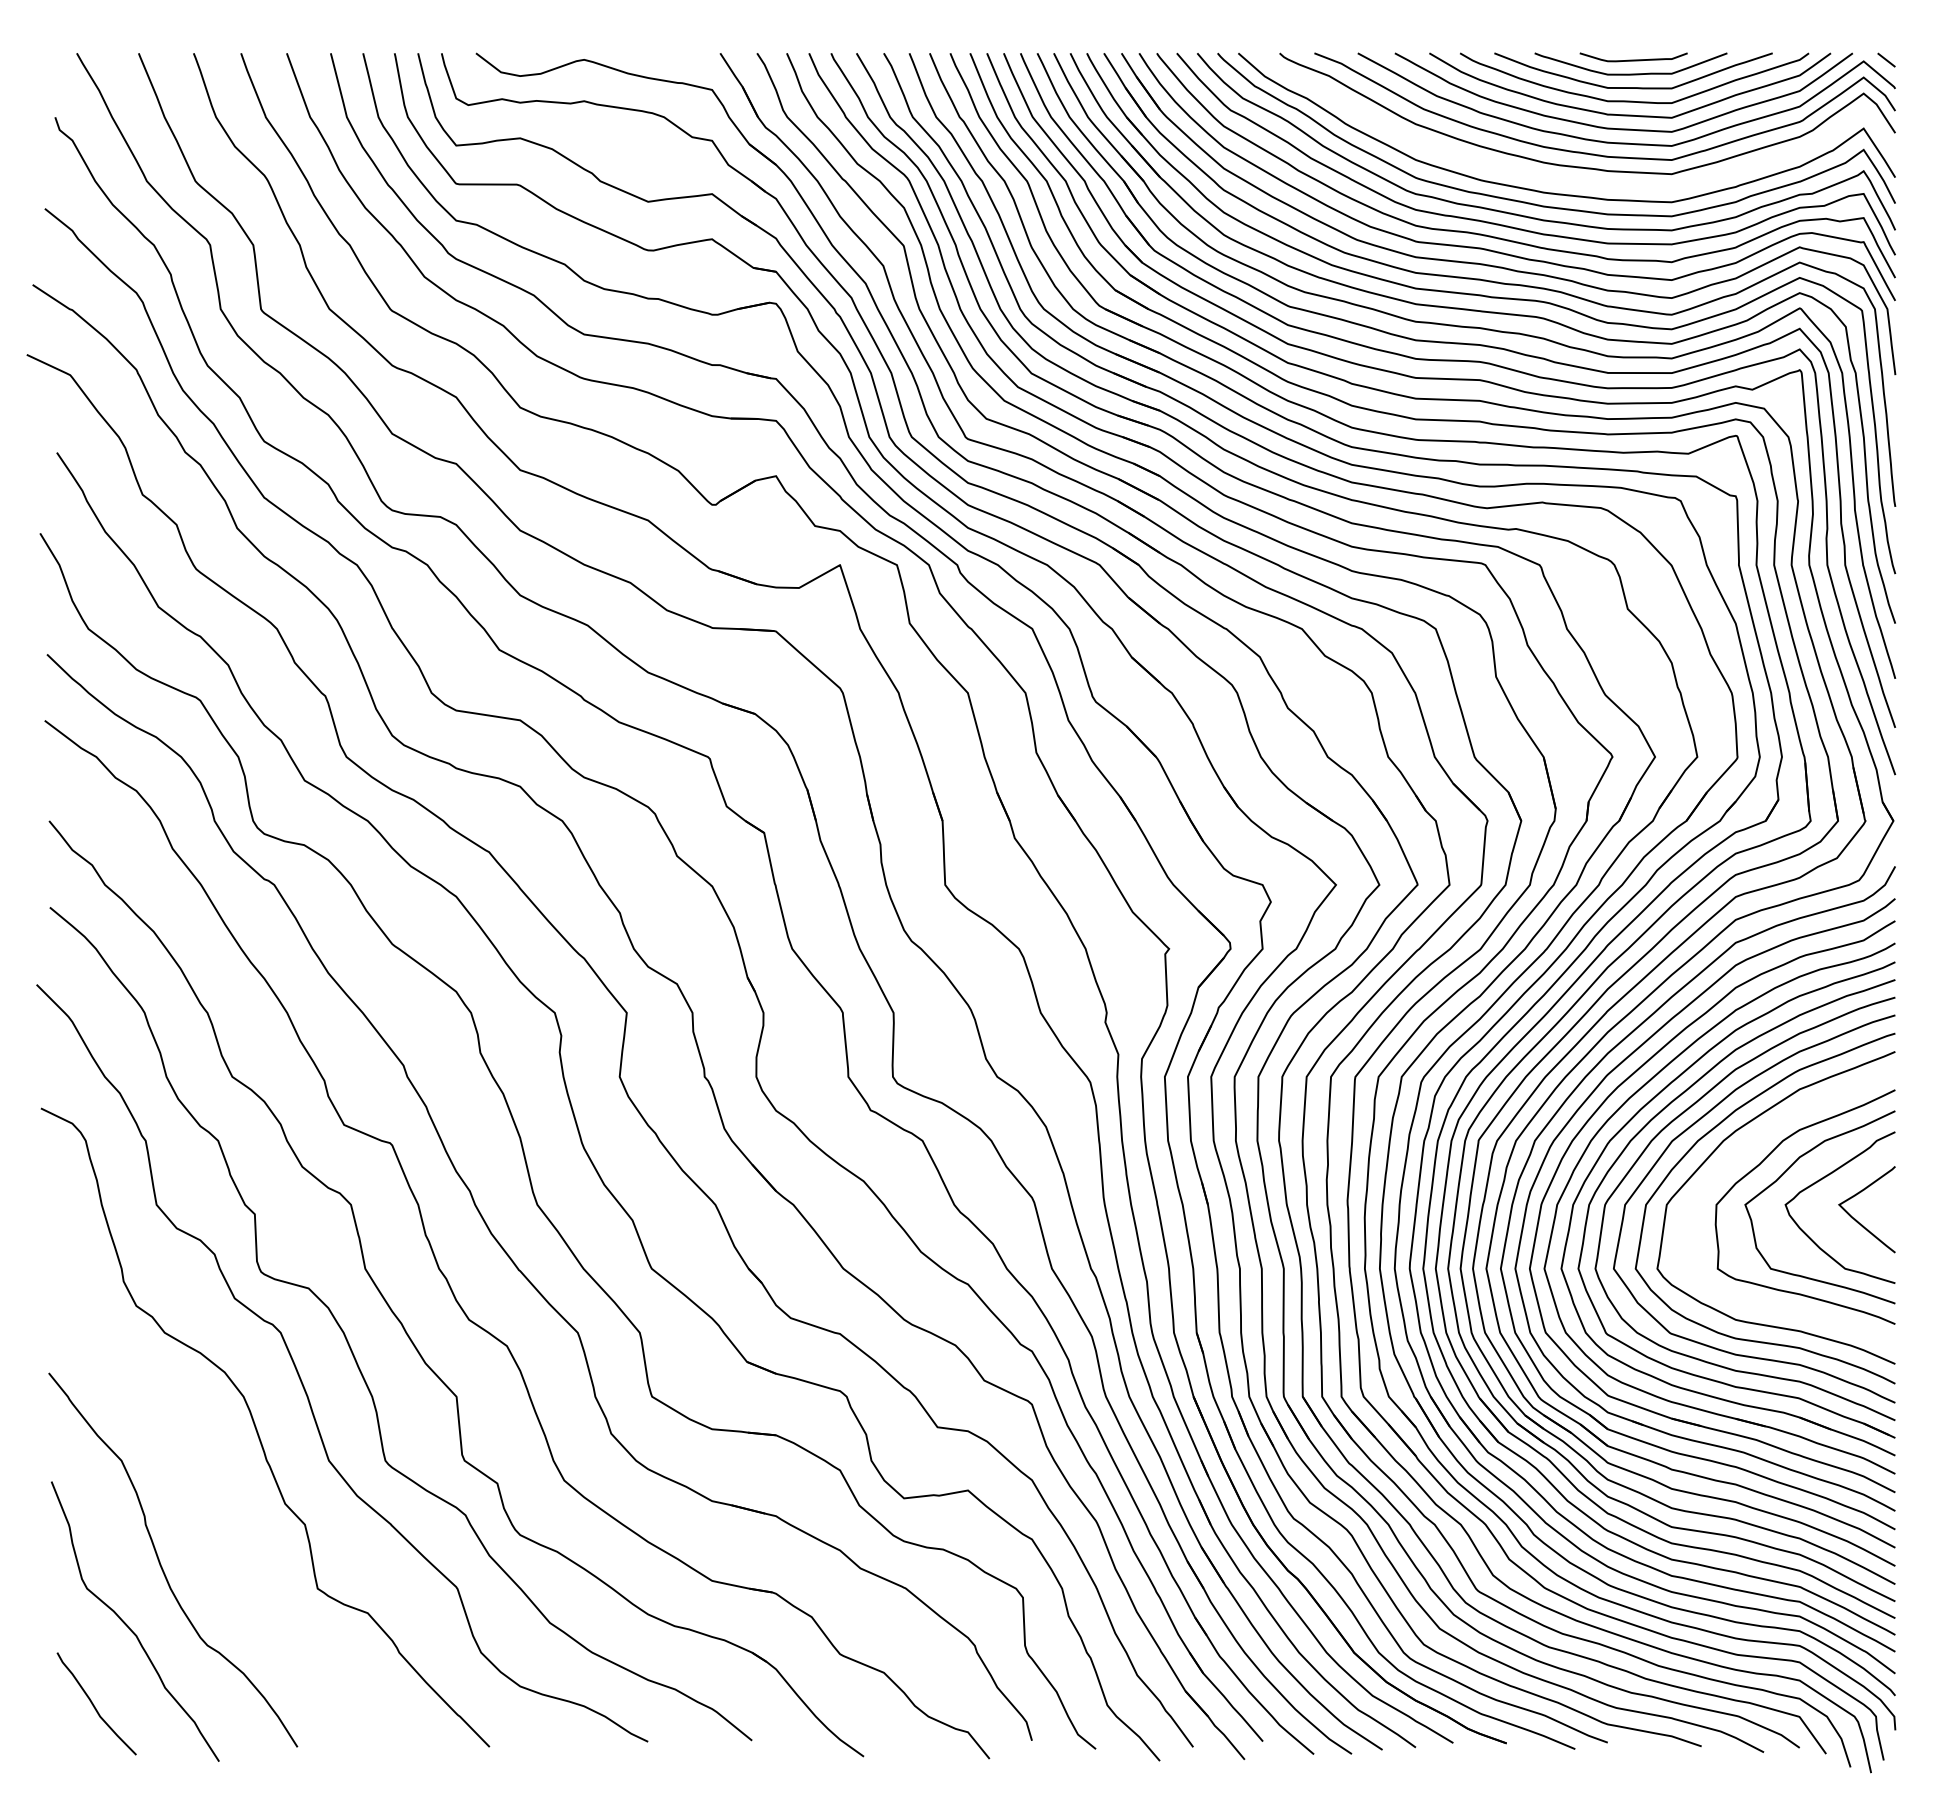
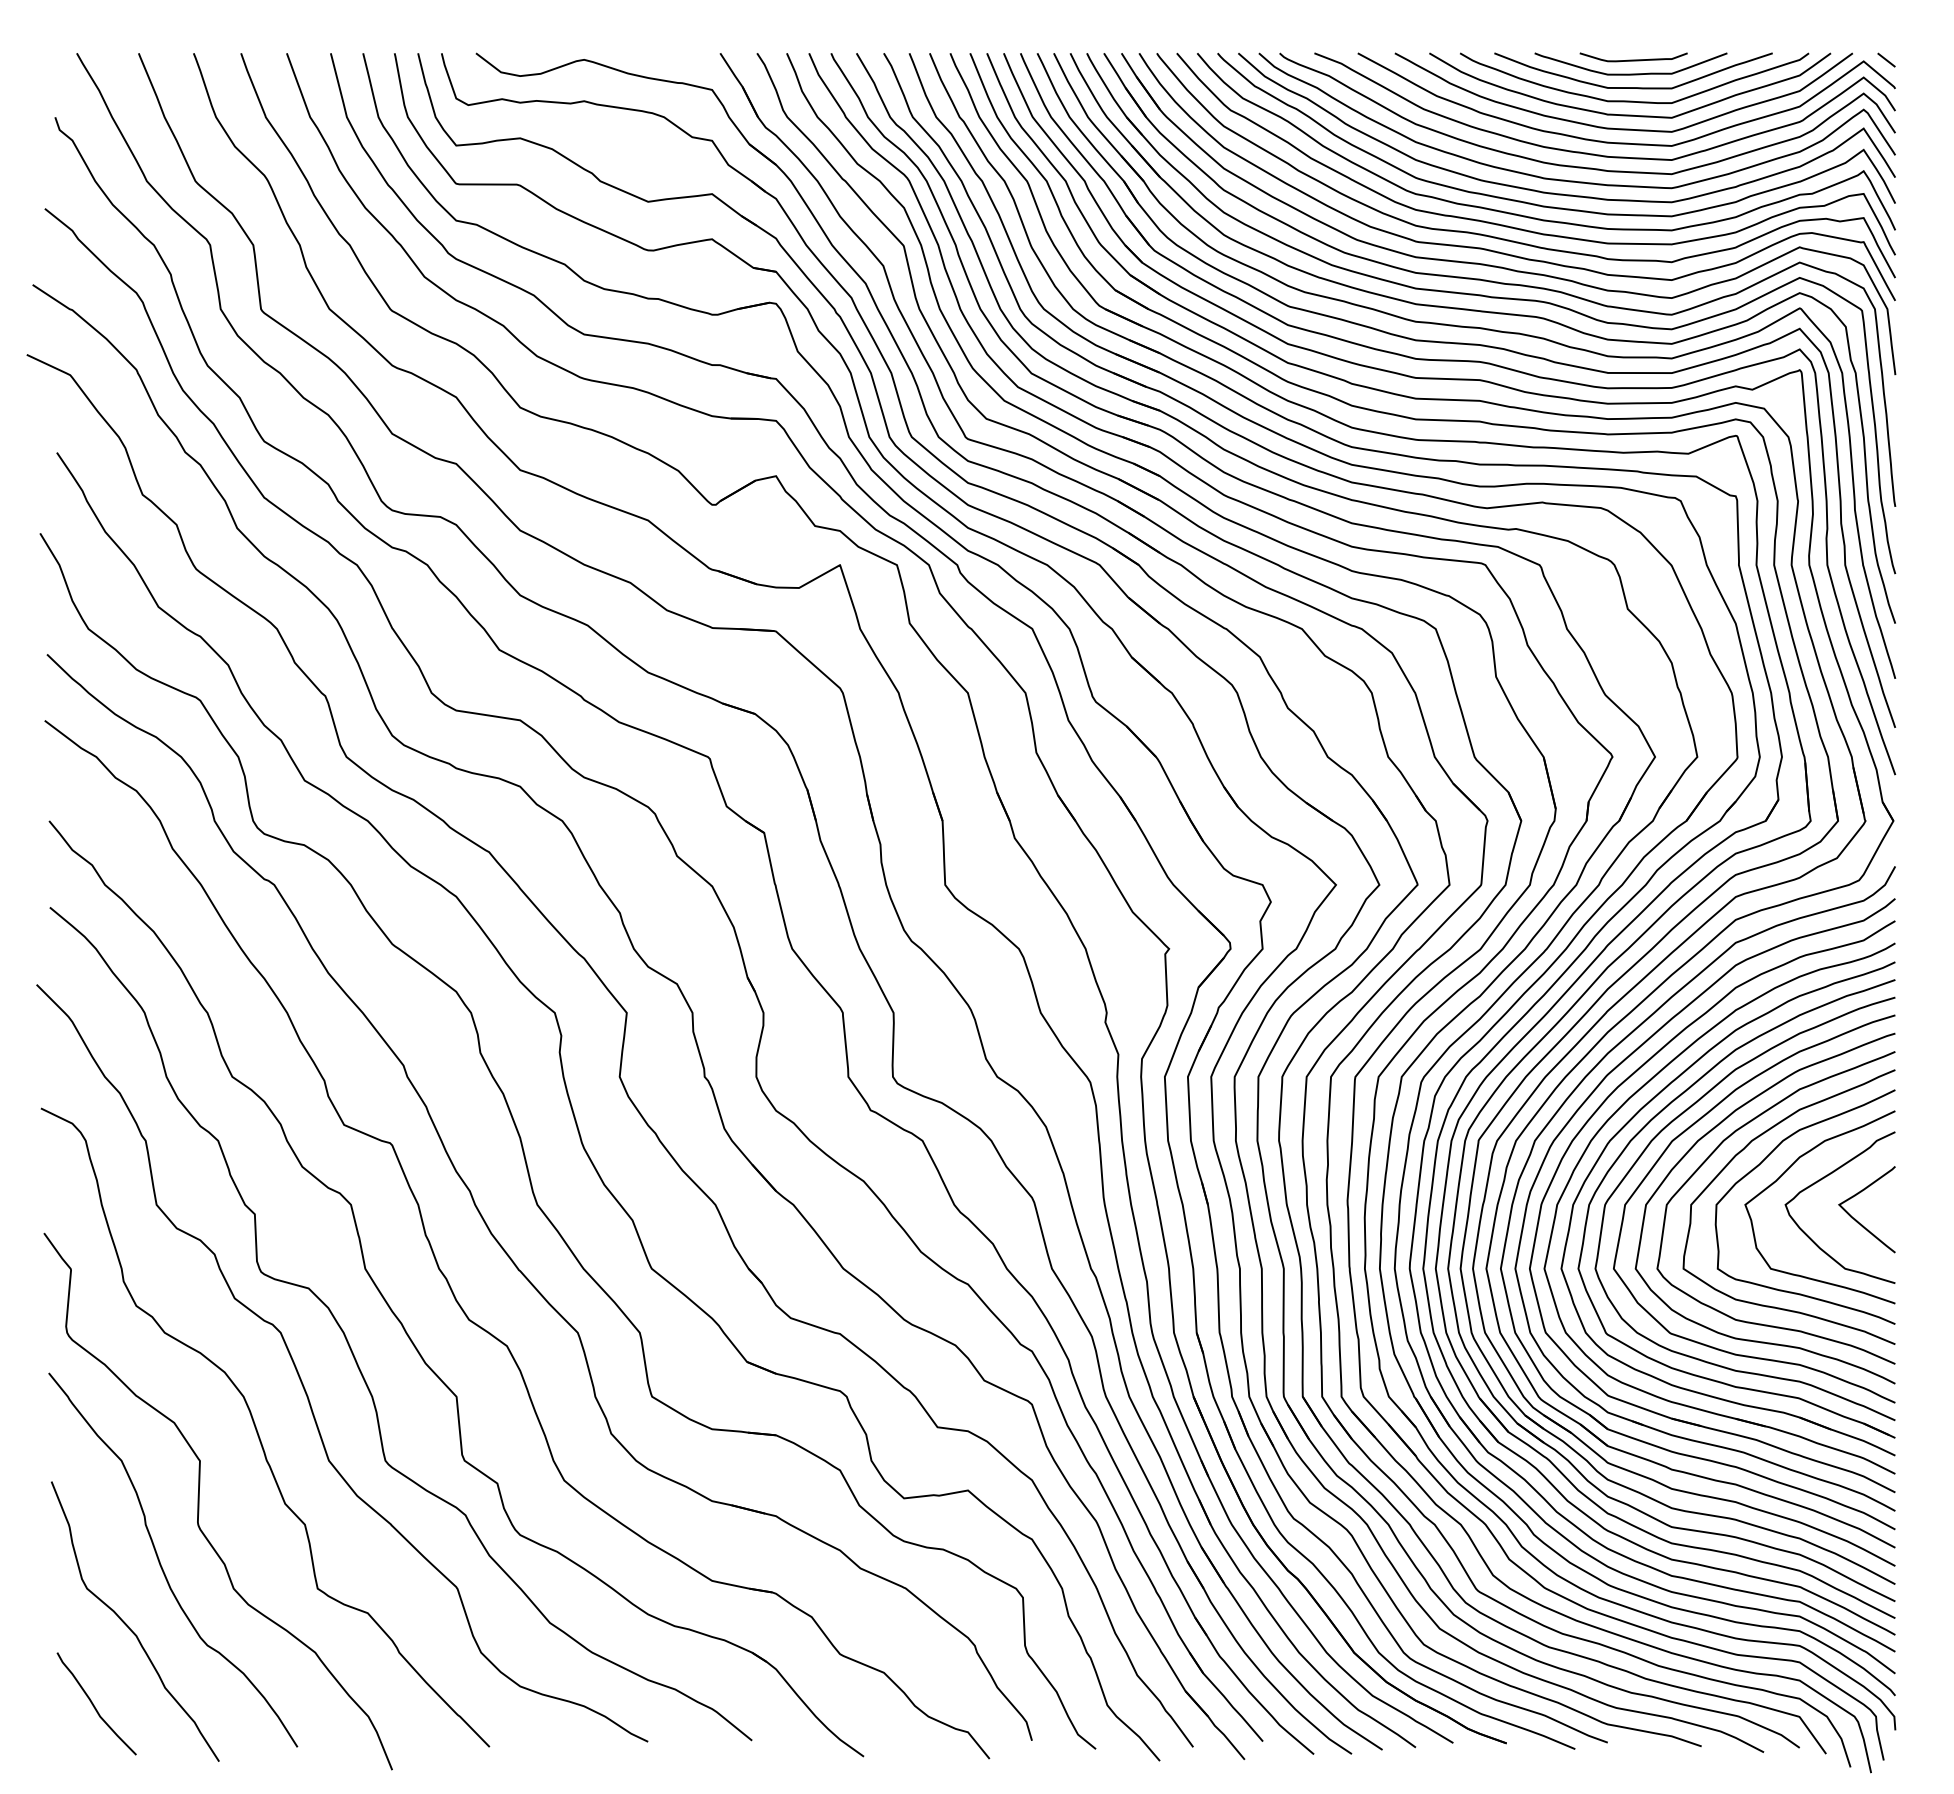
curve: none -> present (1565, 179)
curve: none -> present (1741, 1152)
curve: none -> present (199, 1501)
